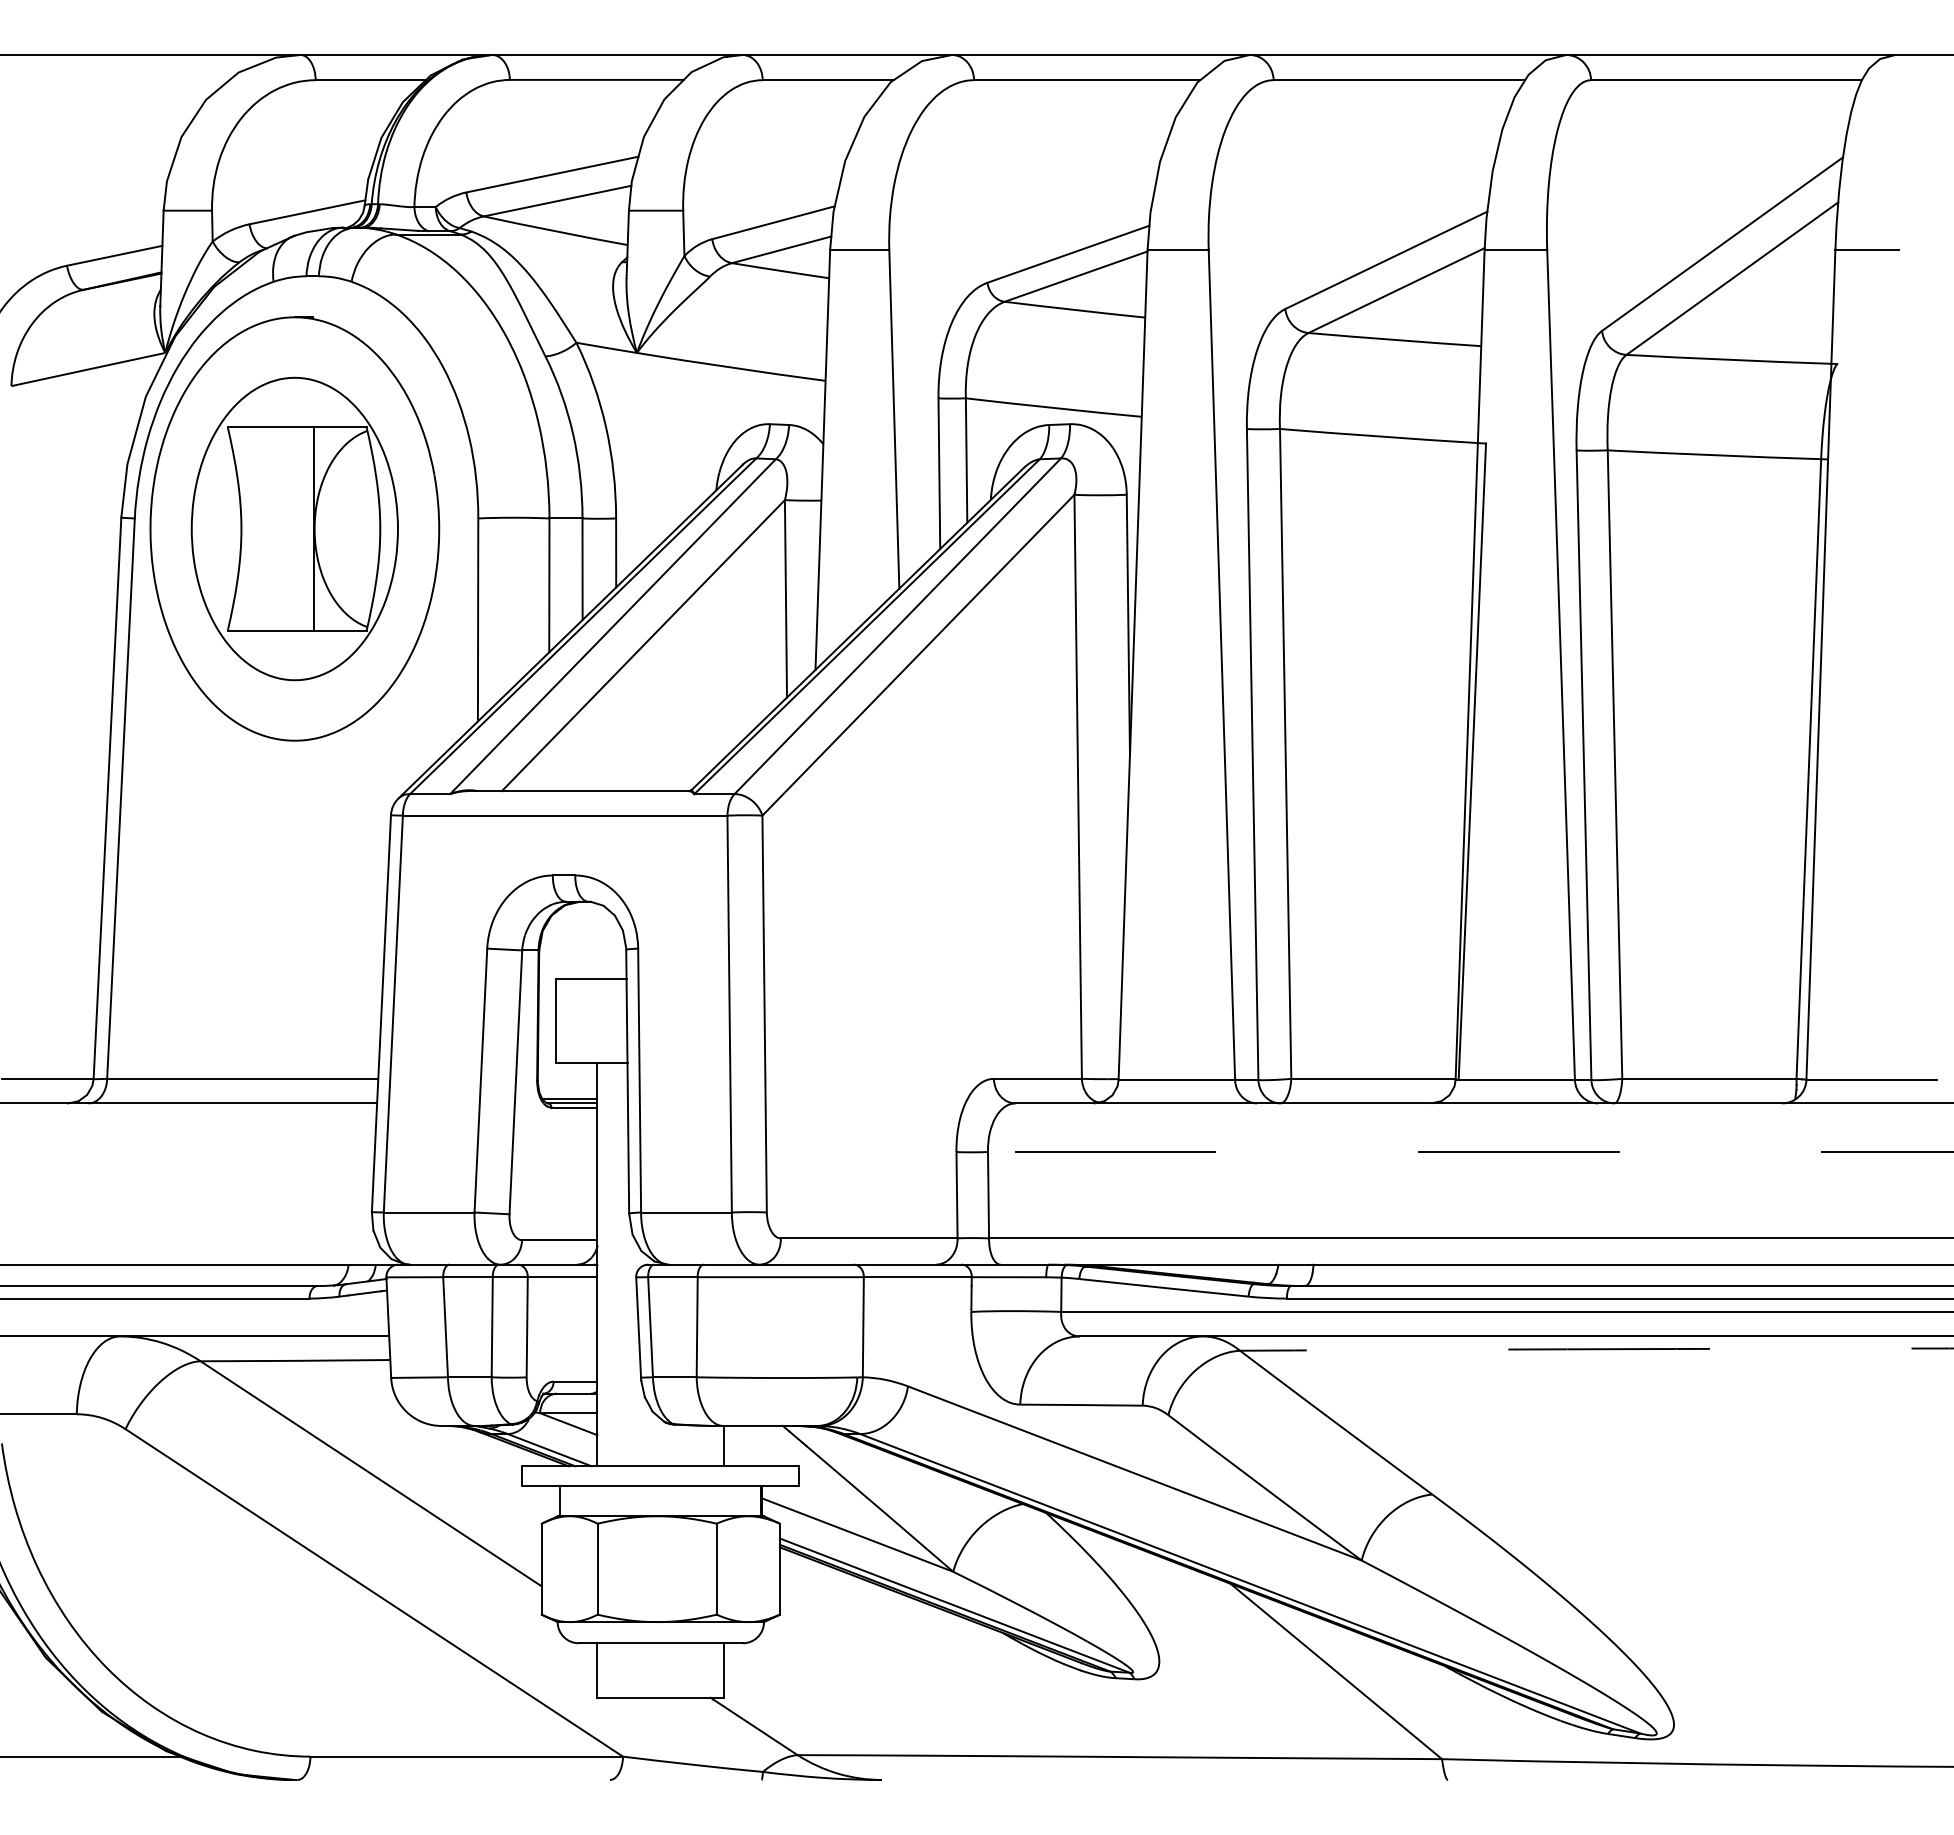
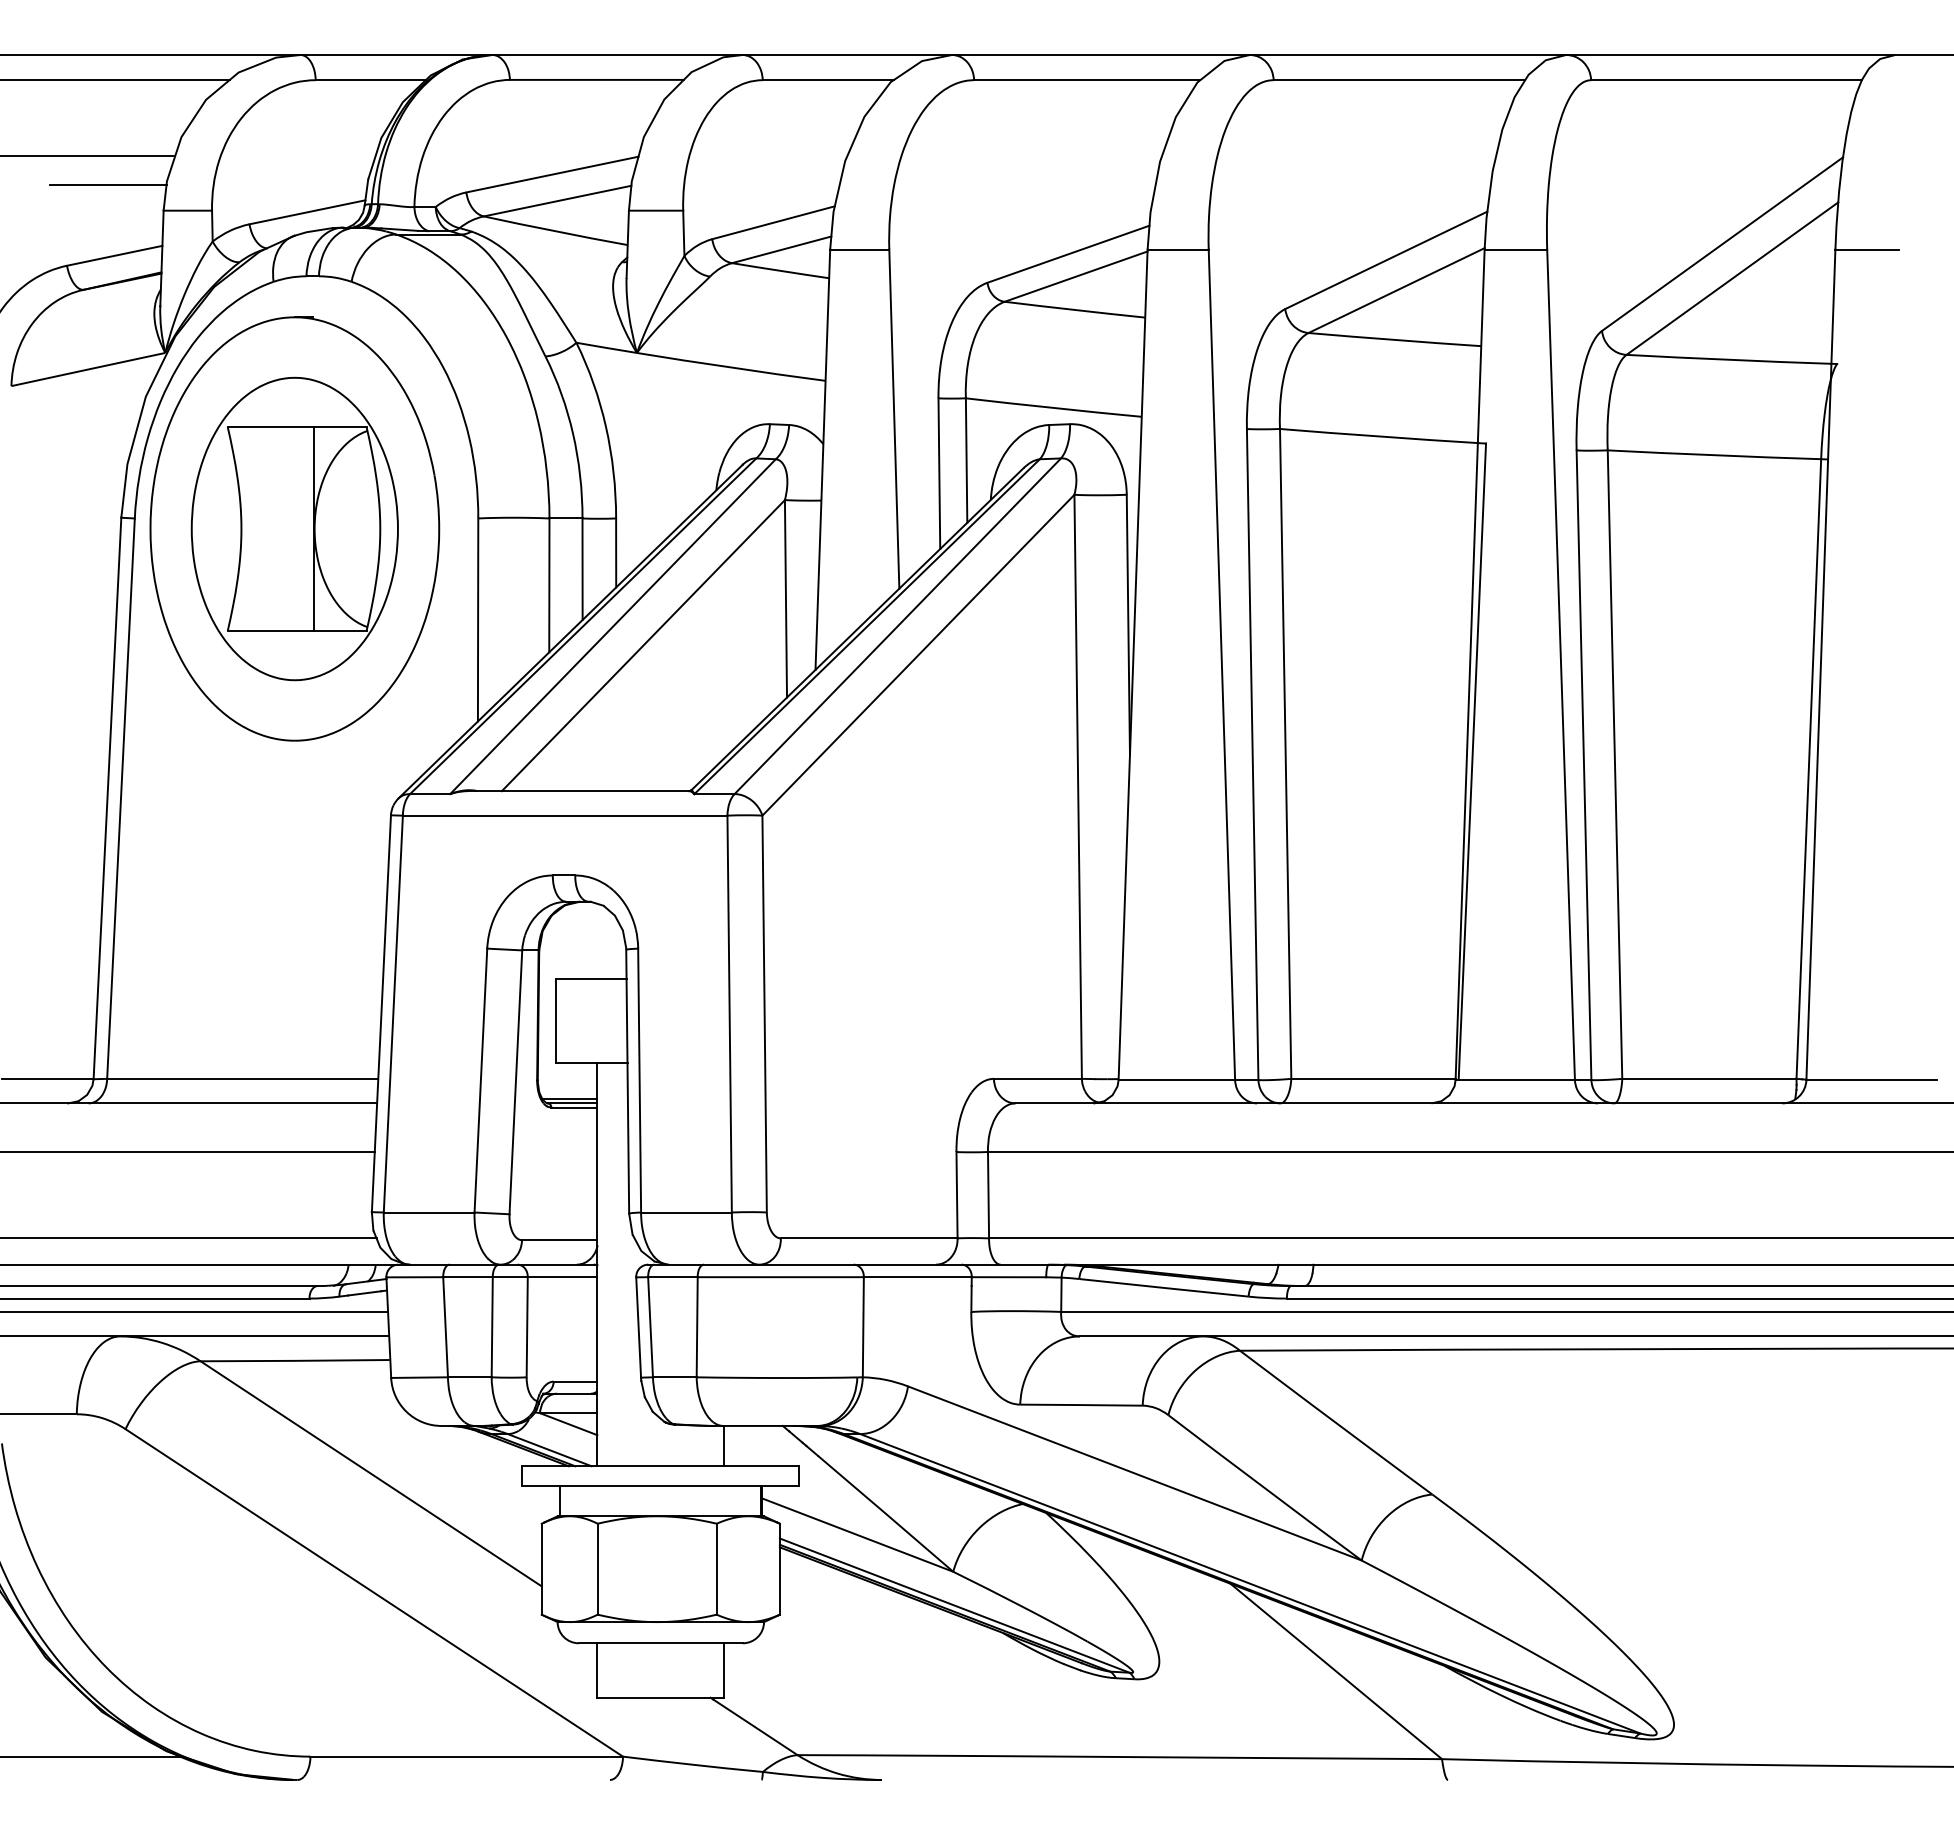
line: none -> present (115, 80)
line: none -> present (88, 155)
line: none -> present (108, 184)
line: none -> present (188, 1152)
line: dashed -> solid (1470, 1152)
line: none -> present (189, 1238)
line: none -> present (195, 1311)
arc: dashed -> solid (1596, 1349)
